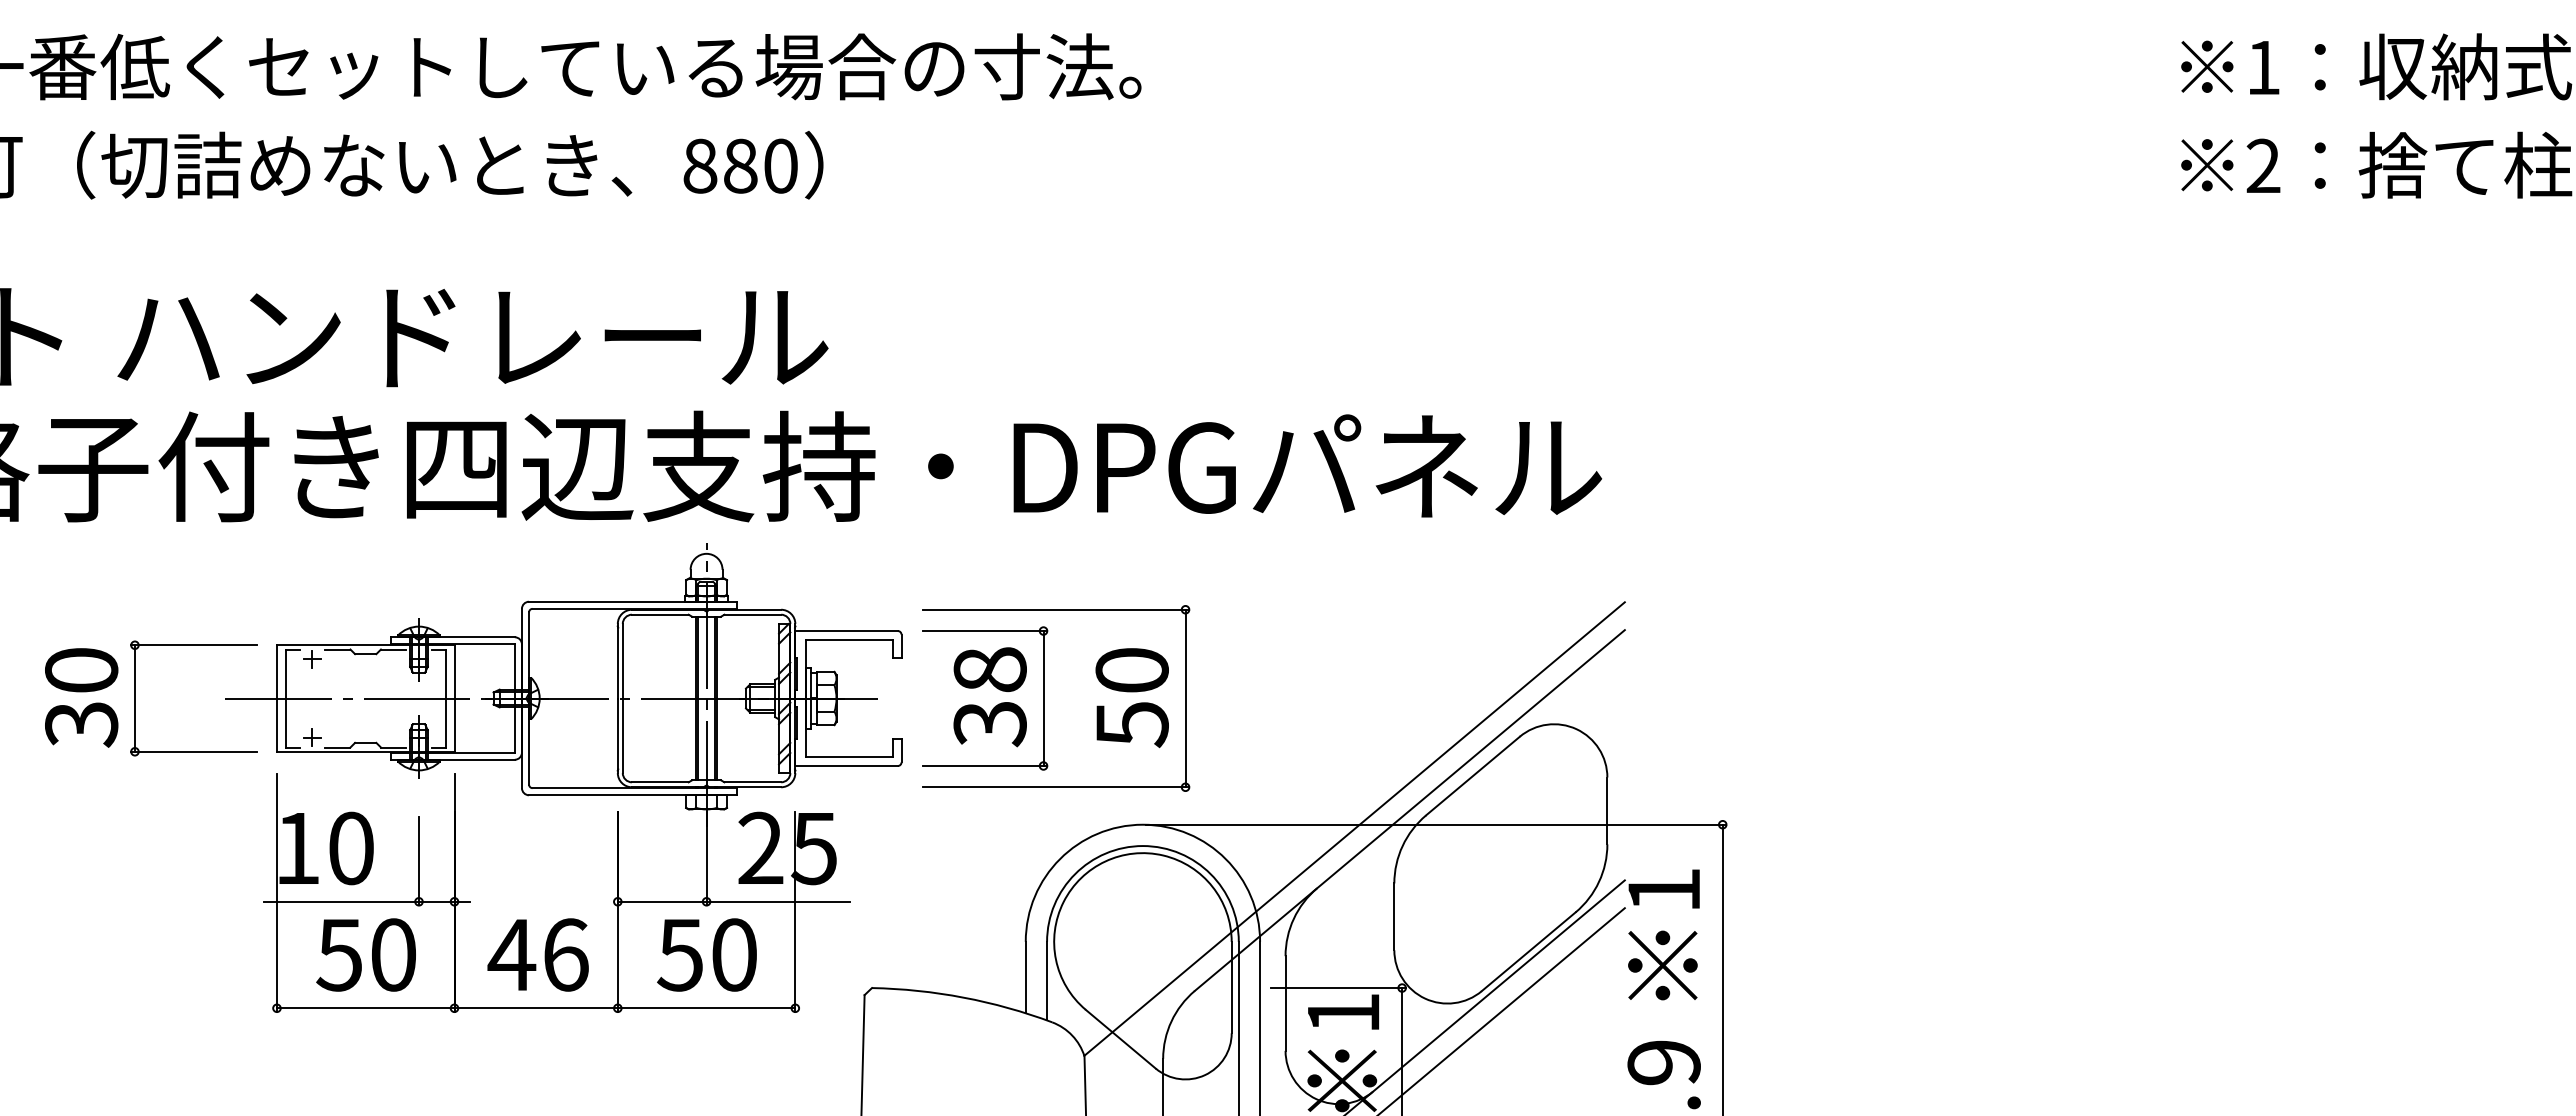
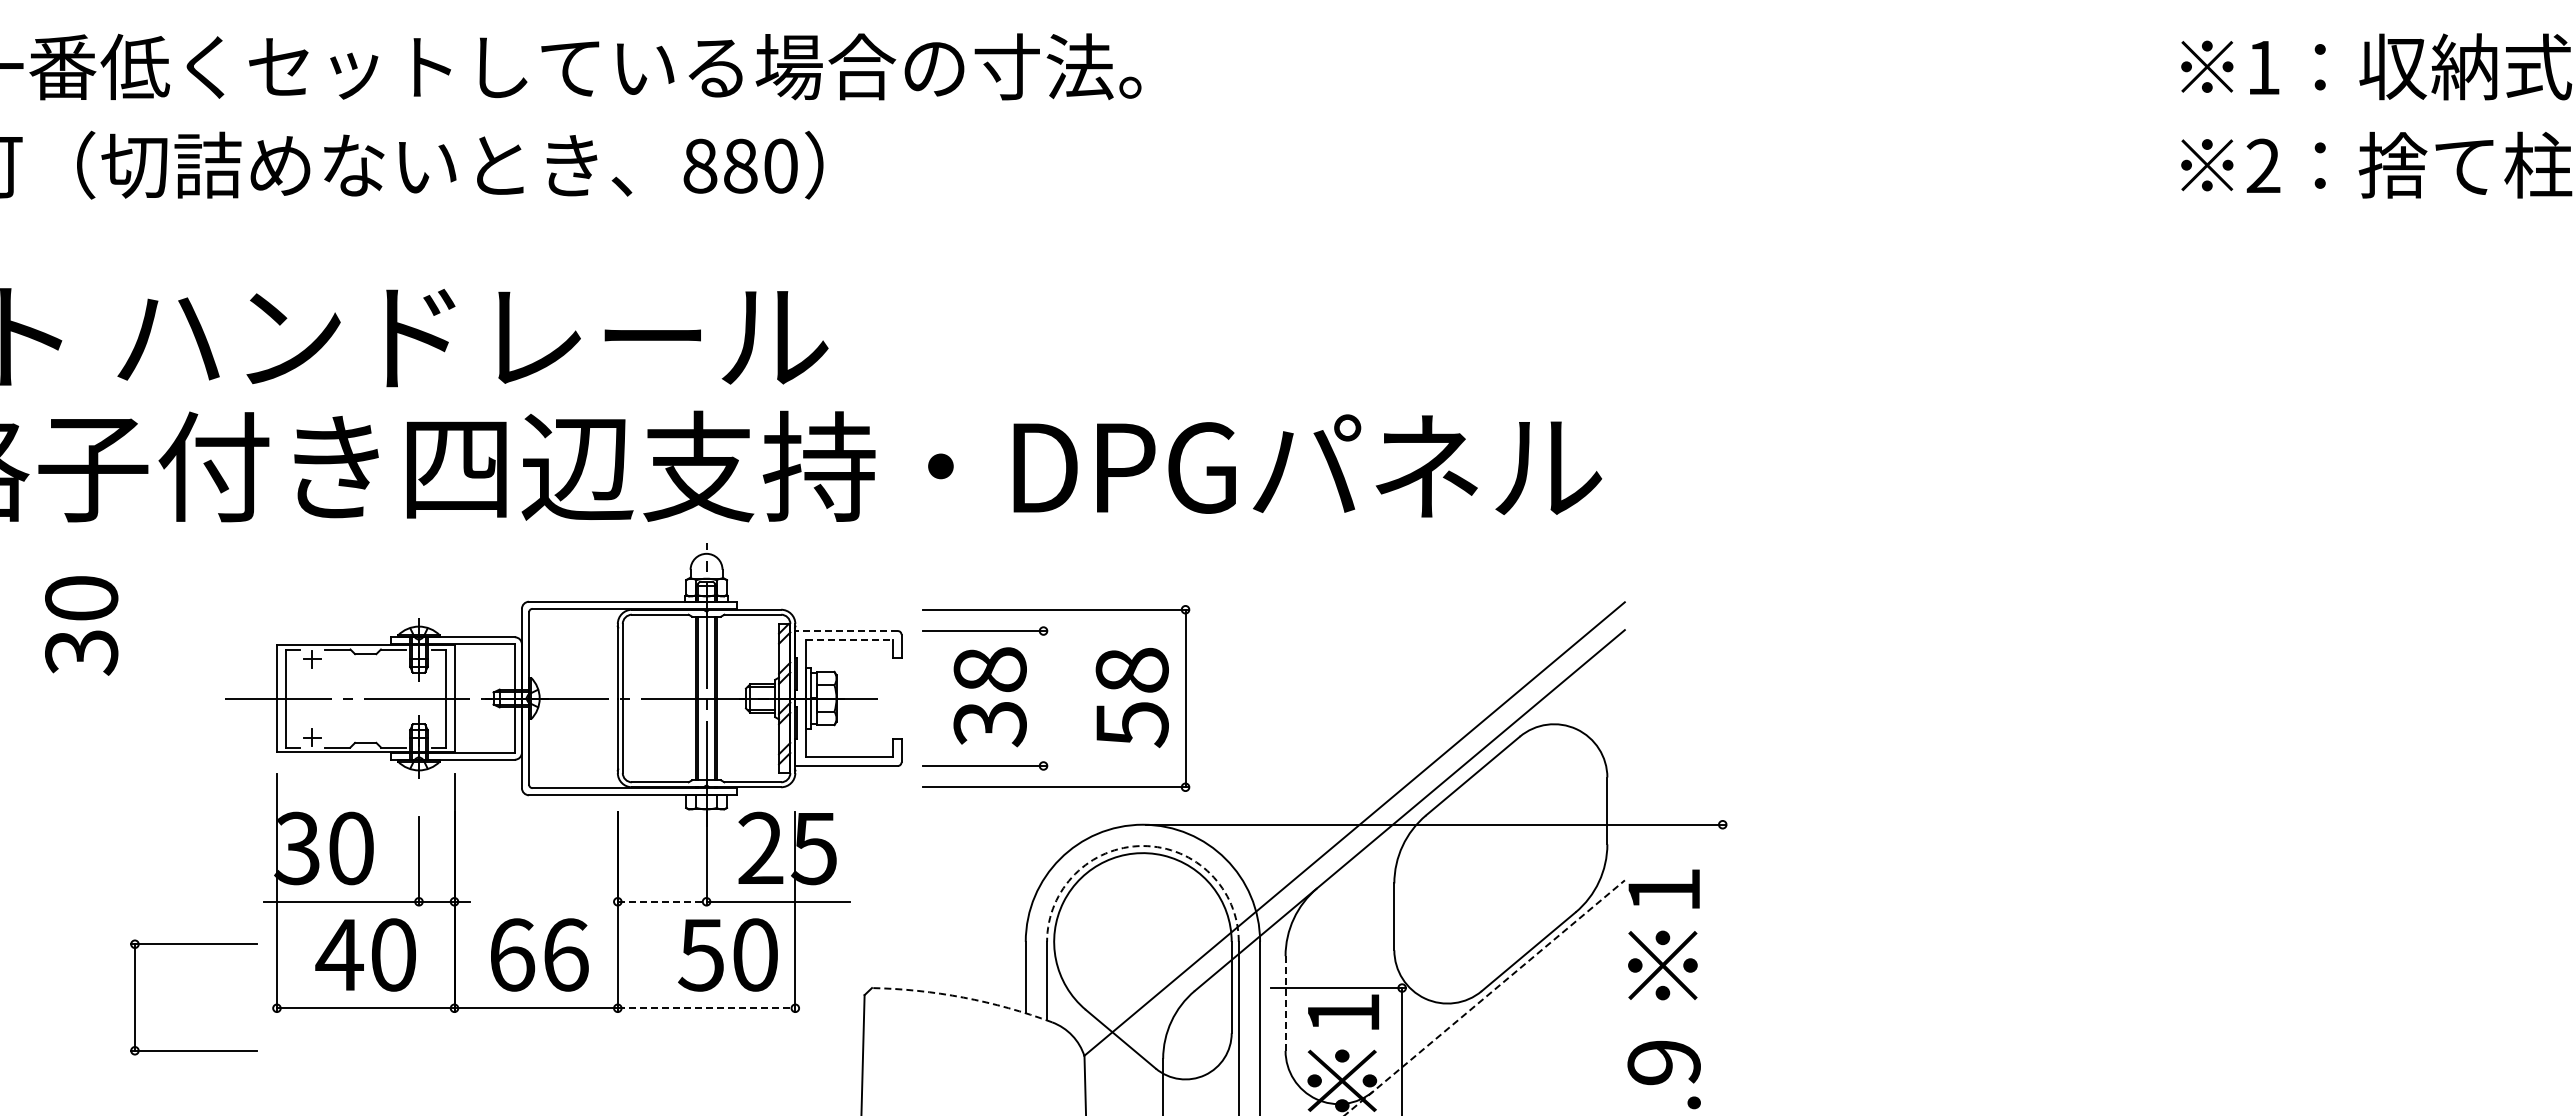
line: solid -> dashed (845, 631)
line: solid -> dashed (849, 639)
part position: (193, 645) -> (193, 944) (193, 944)
text: 50 -> 58 (1131, 669)
text position: (81, 697) -> (81, 625) (81, 625)
line: present -> none (1043, 698)
arc: solid -> dashed (1142, 846)
text: 10 -> 30 (296, 848)
line: solid -> dashed (662, 901)
text: 46 -> 66 (511, 954)
text position: (706, 954) -> (727, 954) (727, 954)
text: 50 -> 40 (339, 955)
line: present -> none (1722, 968)
arc: solid -> dashed (963, 997)
line: solid -> dashed (1484, 997)
line: solid -> dashed (1285, 1003)
line: solid -> dashed (706, 1008)
line: present -> none (1502, 1010)
